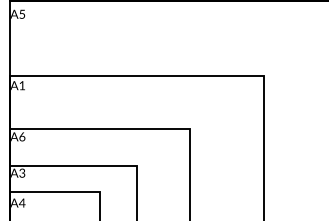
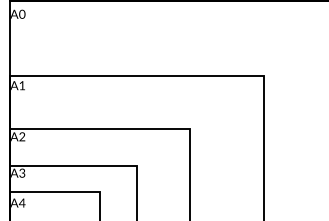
text: A5 -> A0 (22, 13)
text: A6 -> A2 (22, 136)
